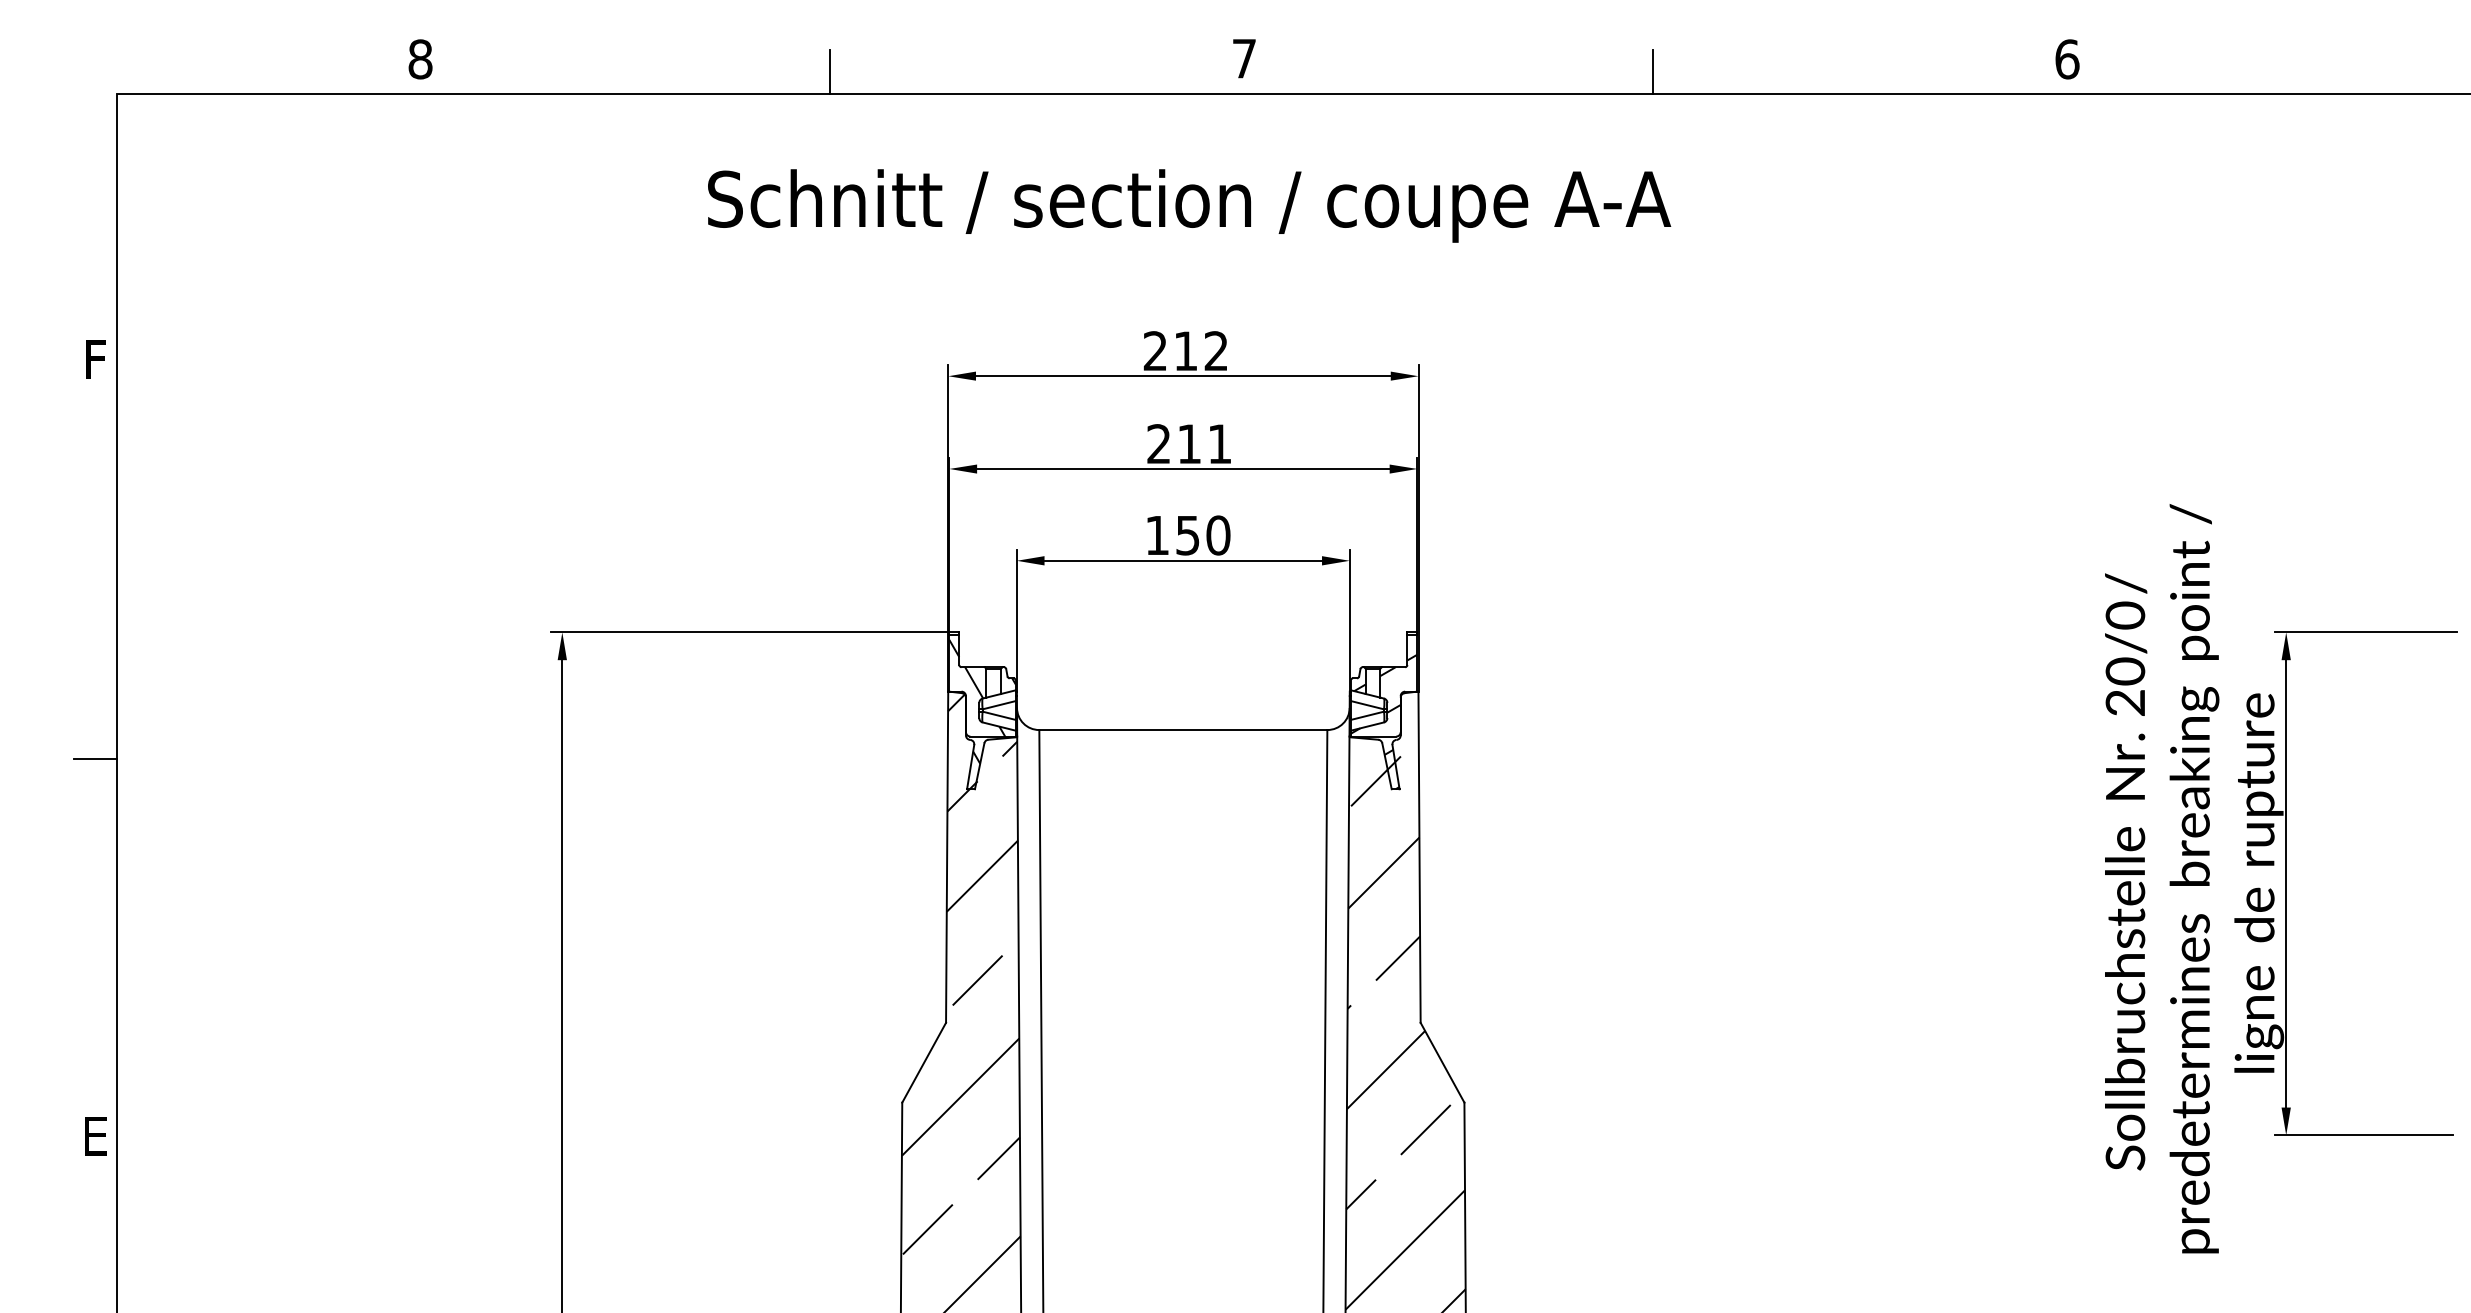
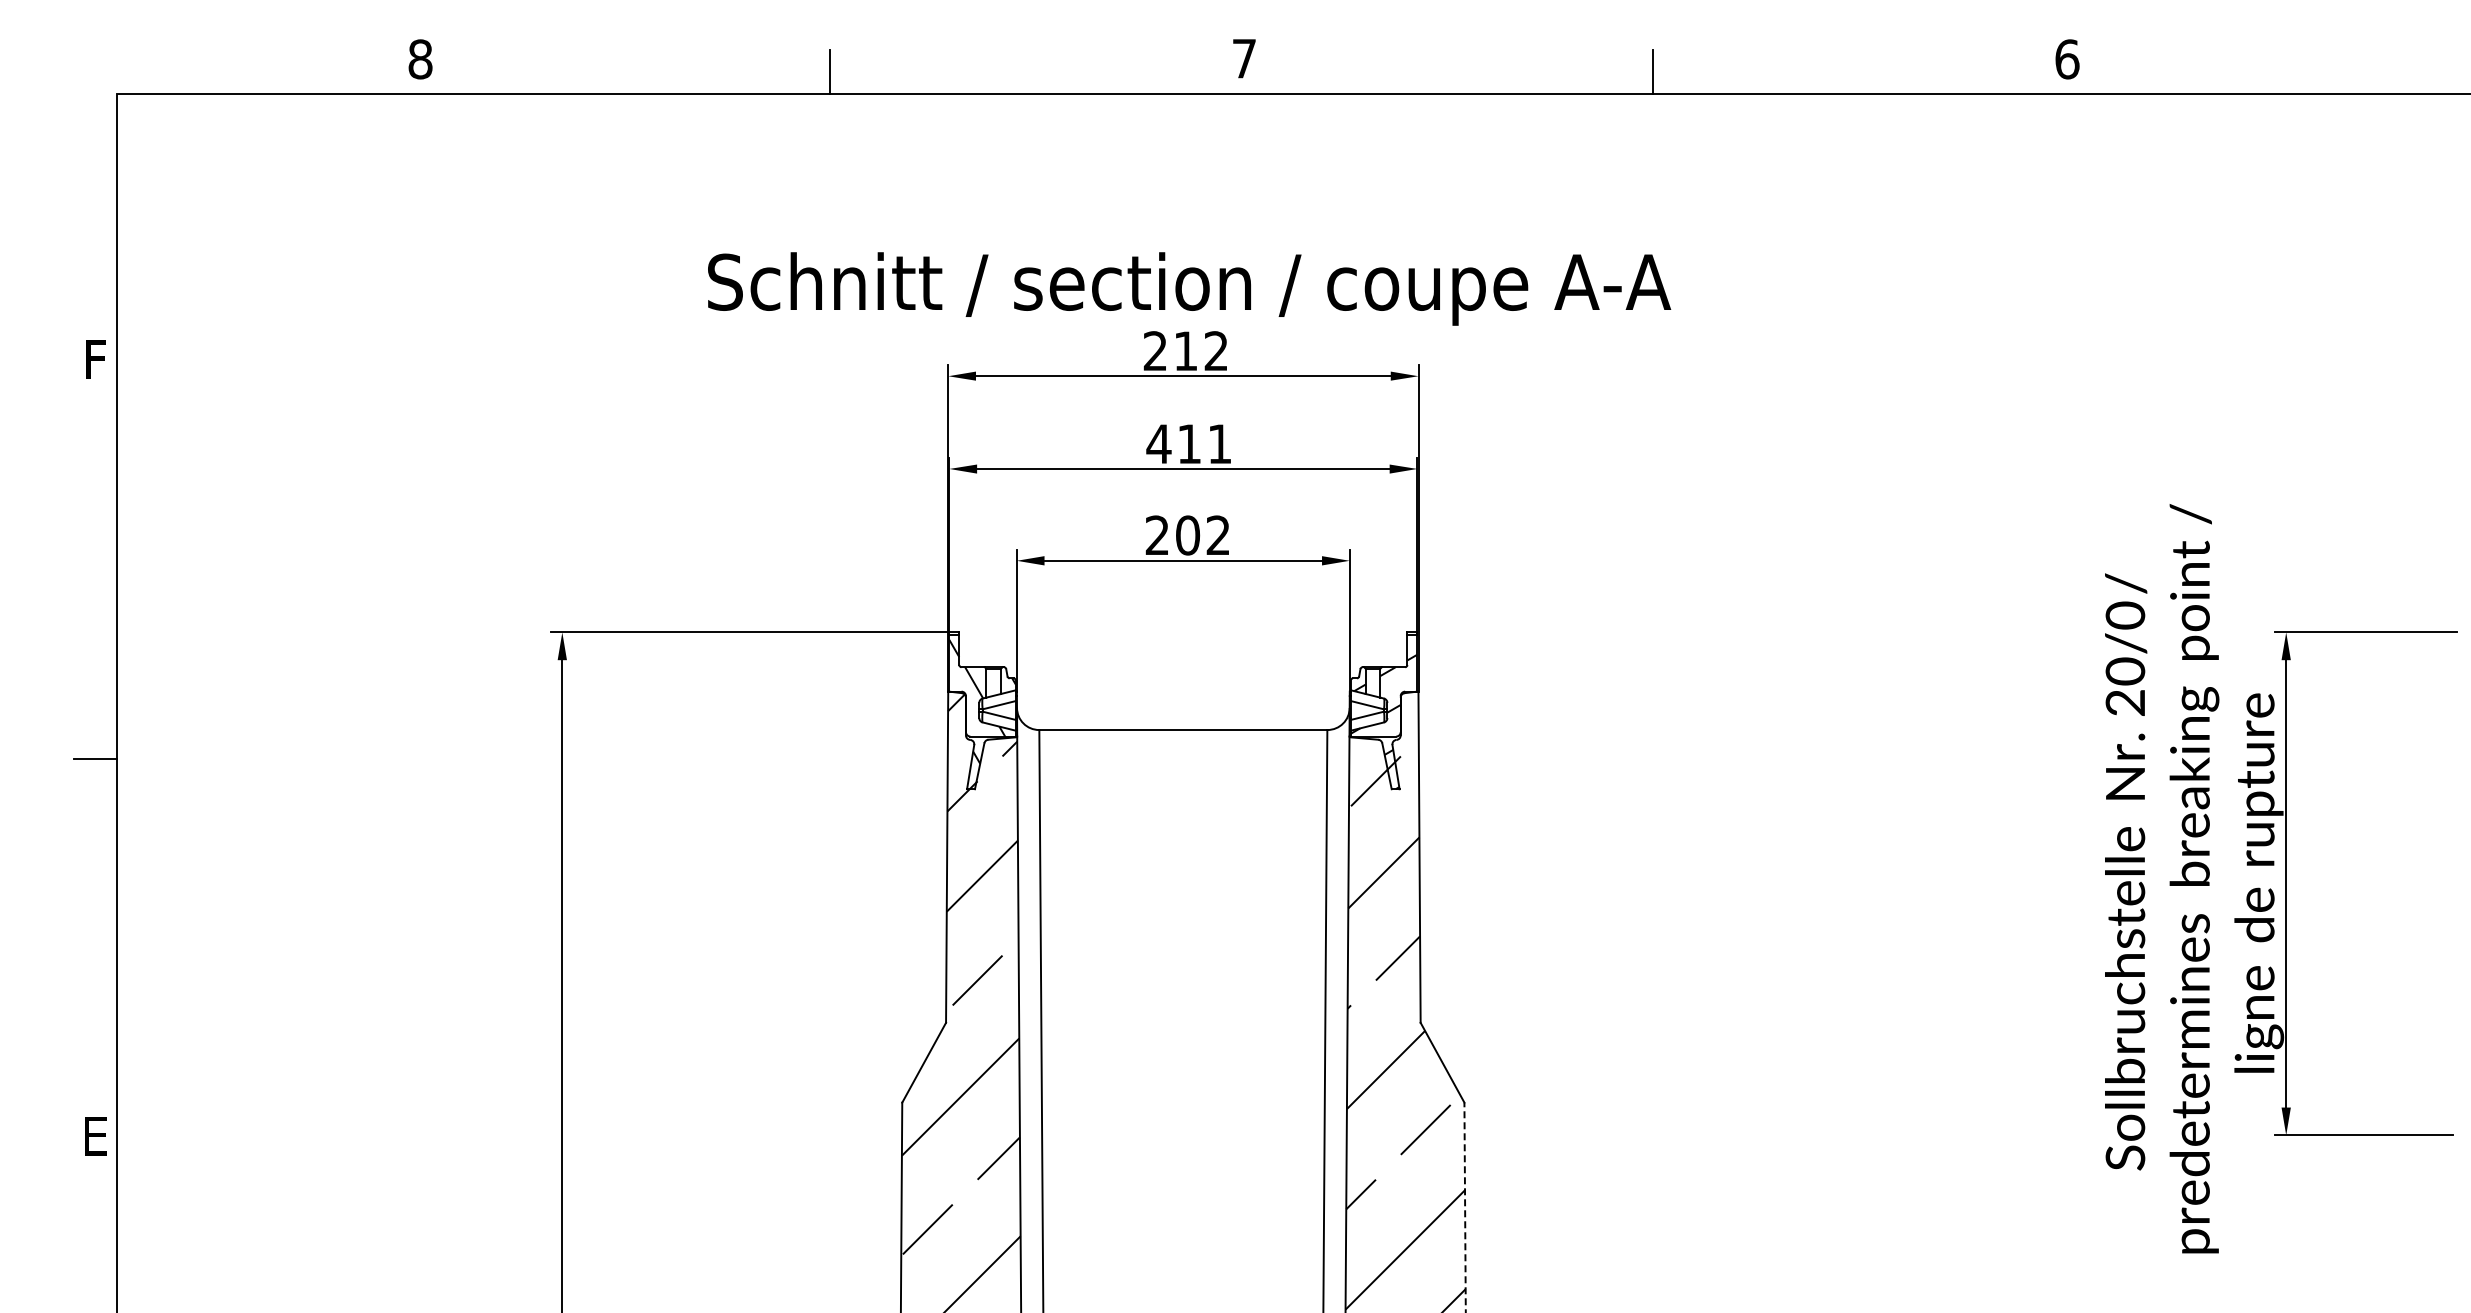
text position: (1189, 205) -> (1189, 288) (1189, 288)
text: 211 -> 411 (1158, 443)
text: 150 -> 202 (1187, 535)
line: solid -> dashed (1465, 1207)
